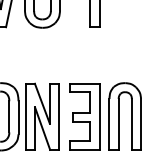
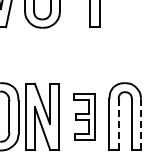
part size: 32x68 px -> 23x48 px (84, 116)
line: solid -> dashed (118, 124)
line: solid -> dashed (141, 124)
